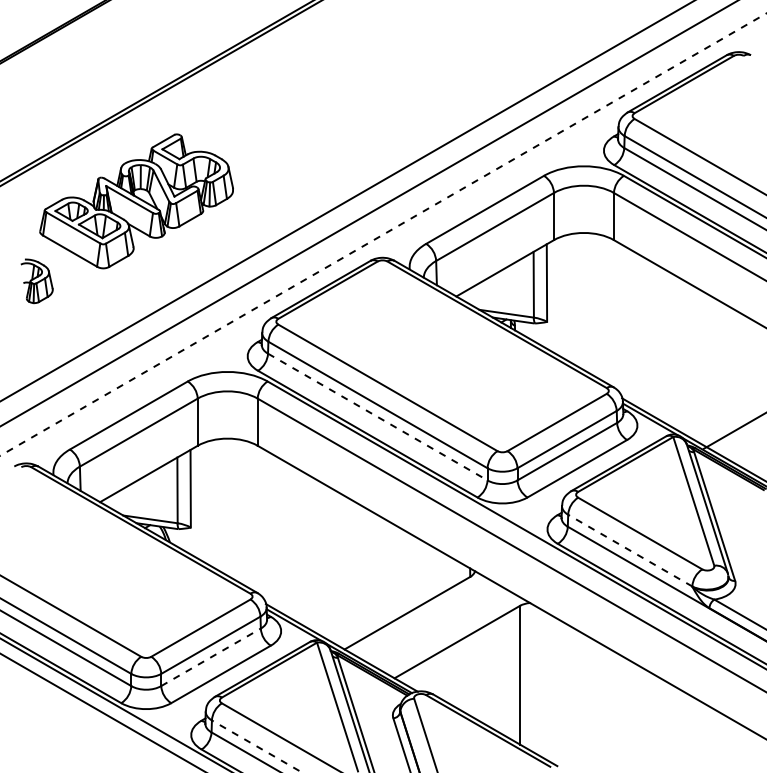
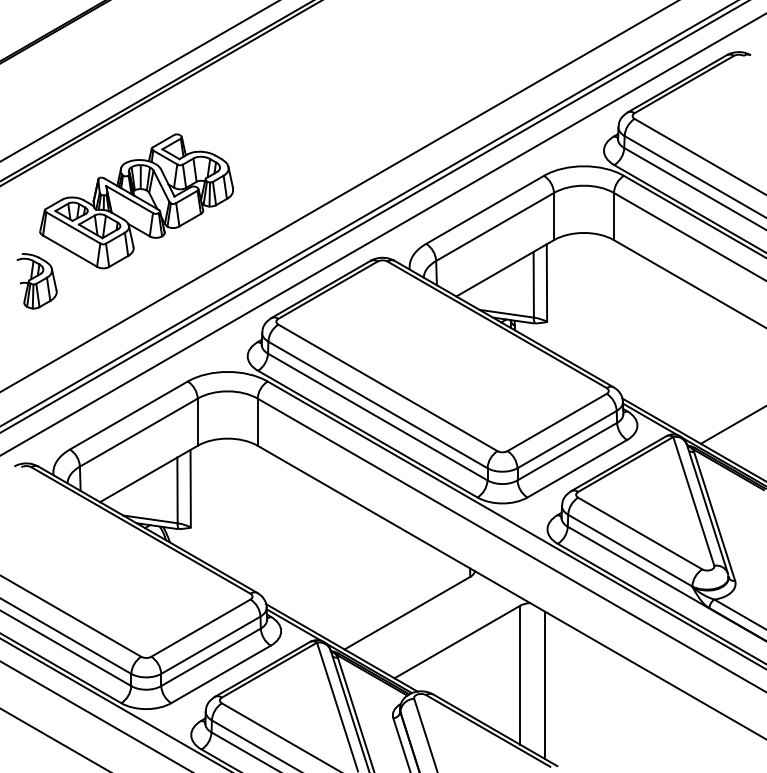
line: none -> present (139, 81)
line position: (346, 201) -> (338, 196) (338, 196)
line: none -> present (374, 216)
line: dashed -> solid (383, 234)
part size: 34x47 px -> 42x57 px (36, 281)
line: dashed -> solid (377, 417)
line position: (733, 431) -> (731, 425) (731, 425)
line: dashed -> solid (630, 550)
line: dashed -> solid (211, 657)
line: none -> present (545, 684)
line position: (101, 711) -> (95, 715) (95, 715)
line: none -> present (54, 739)
line: dashed -> solid (256, 746)
